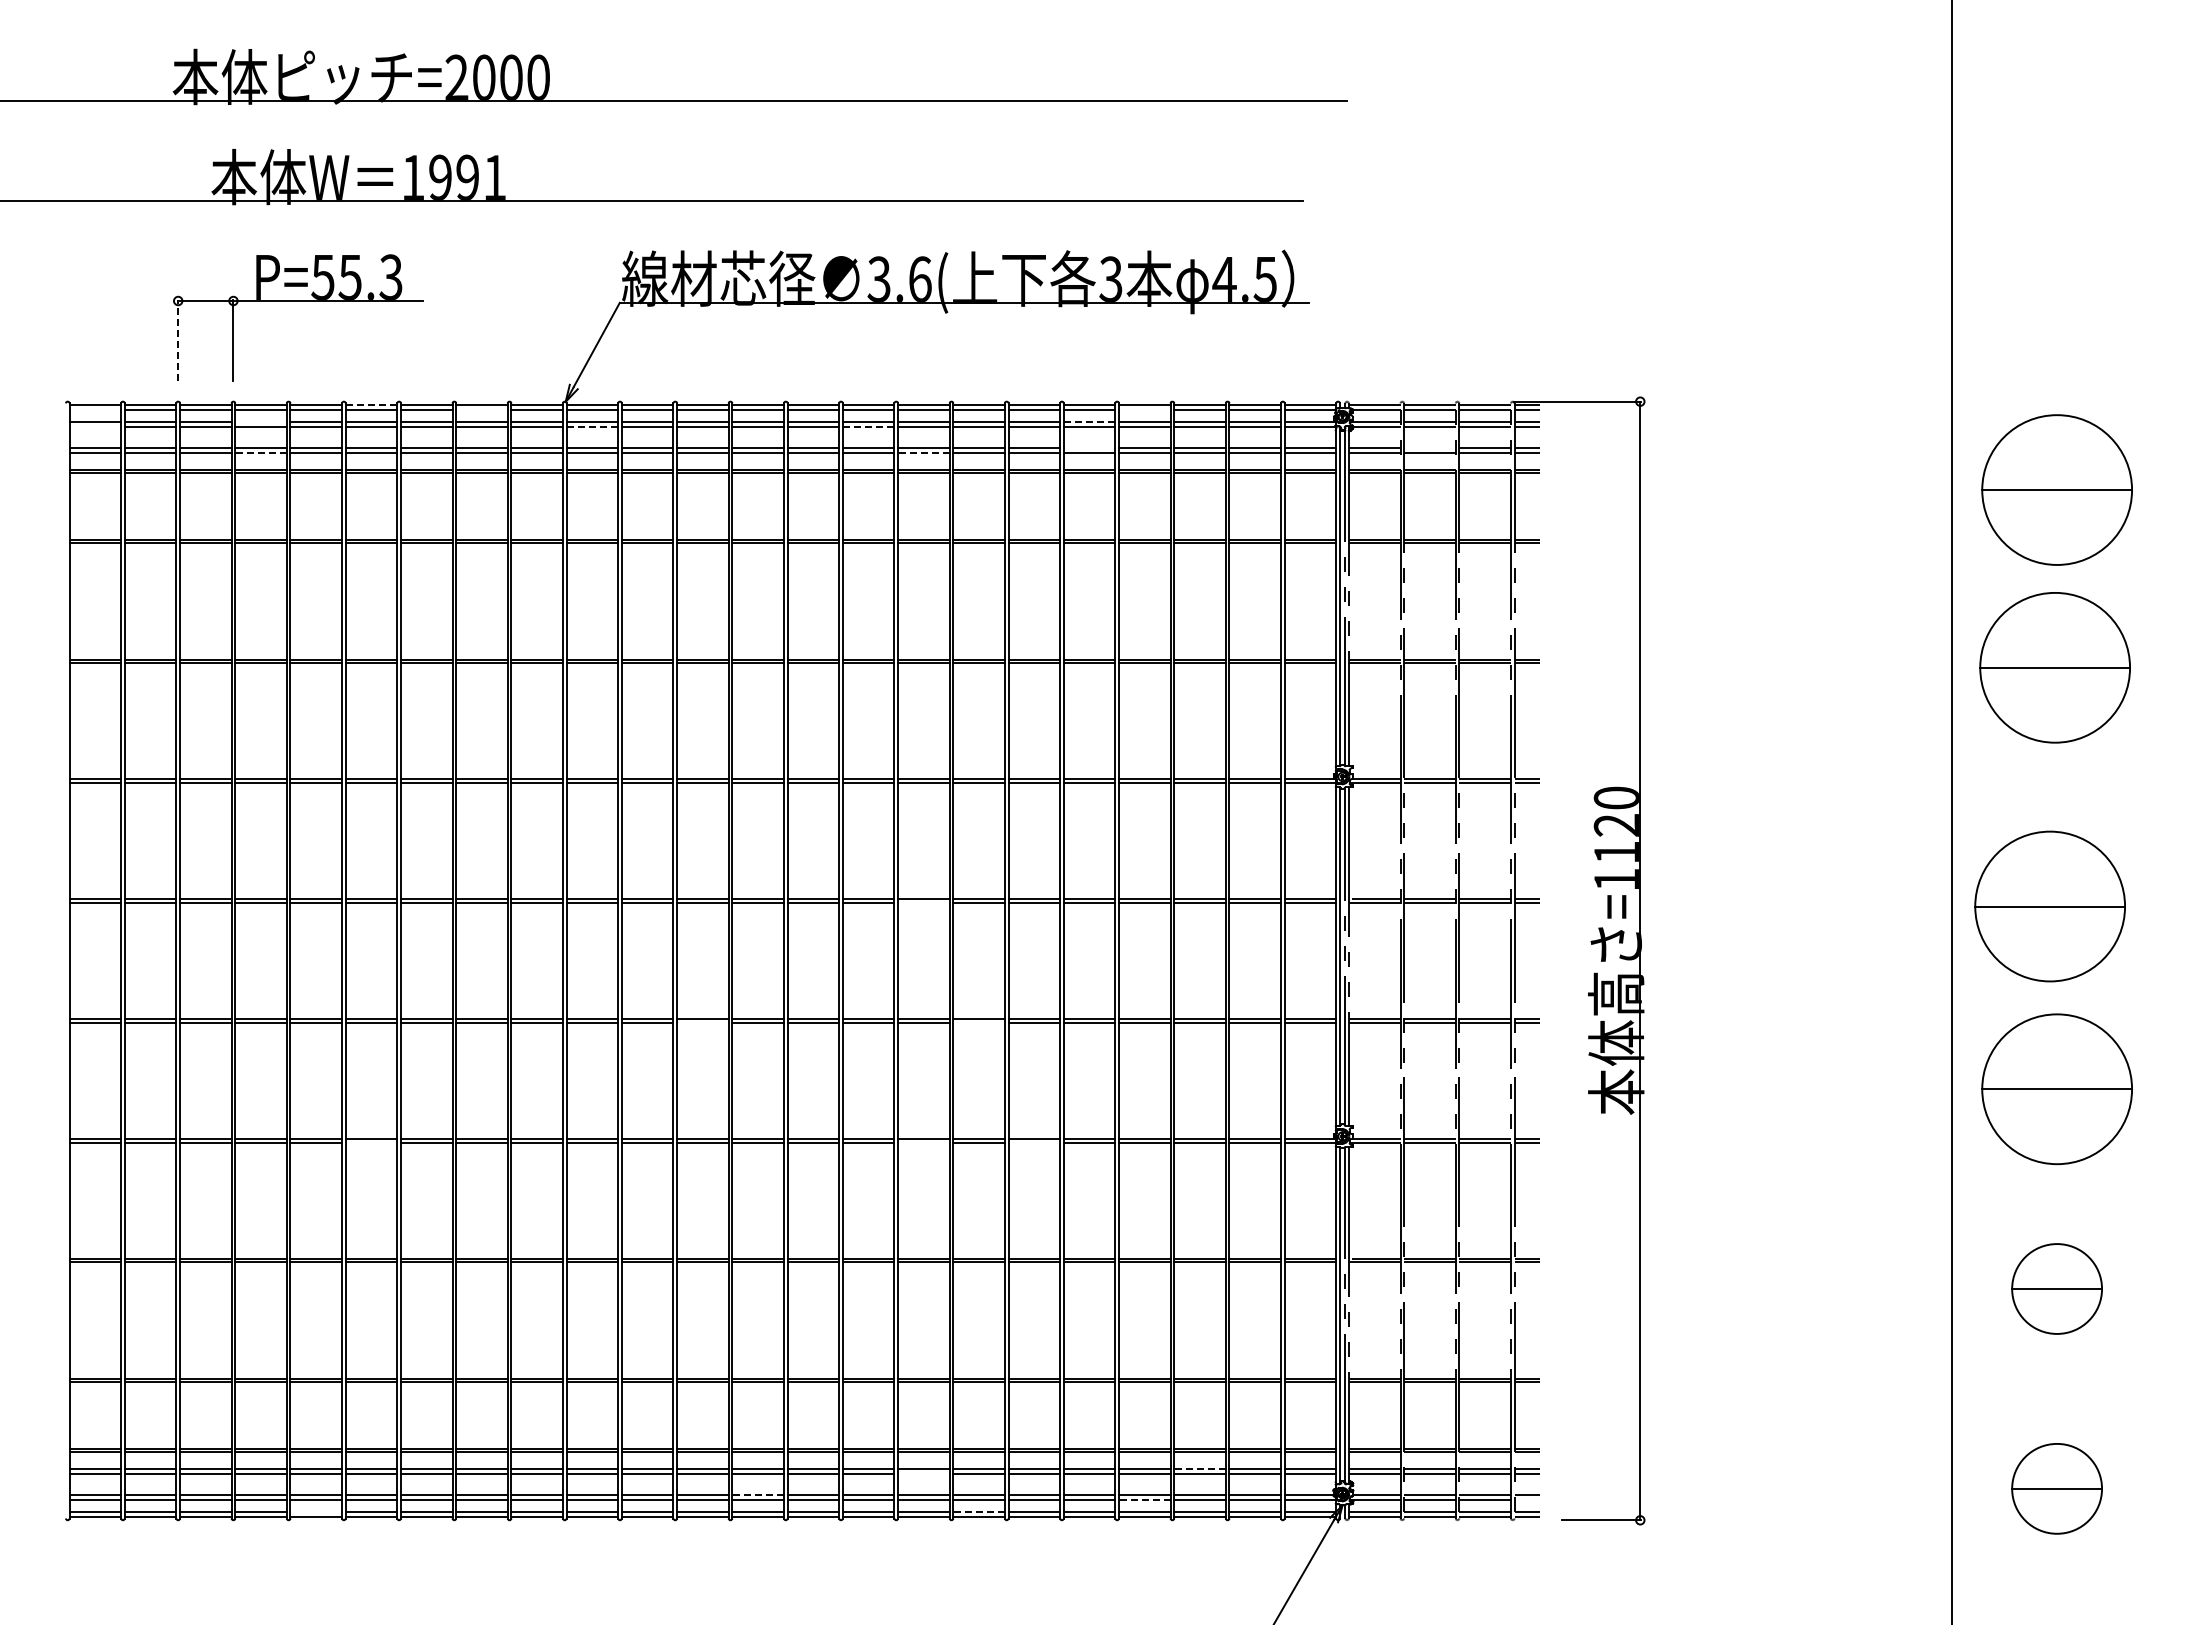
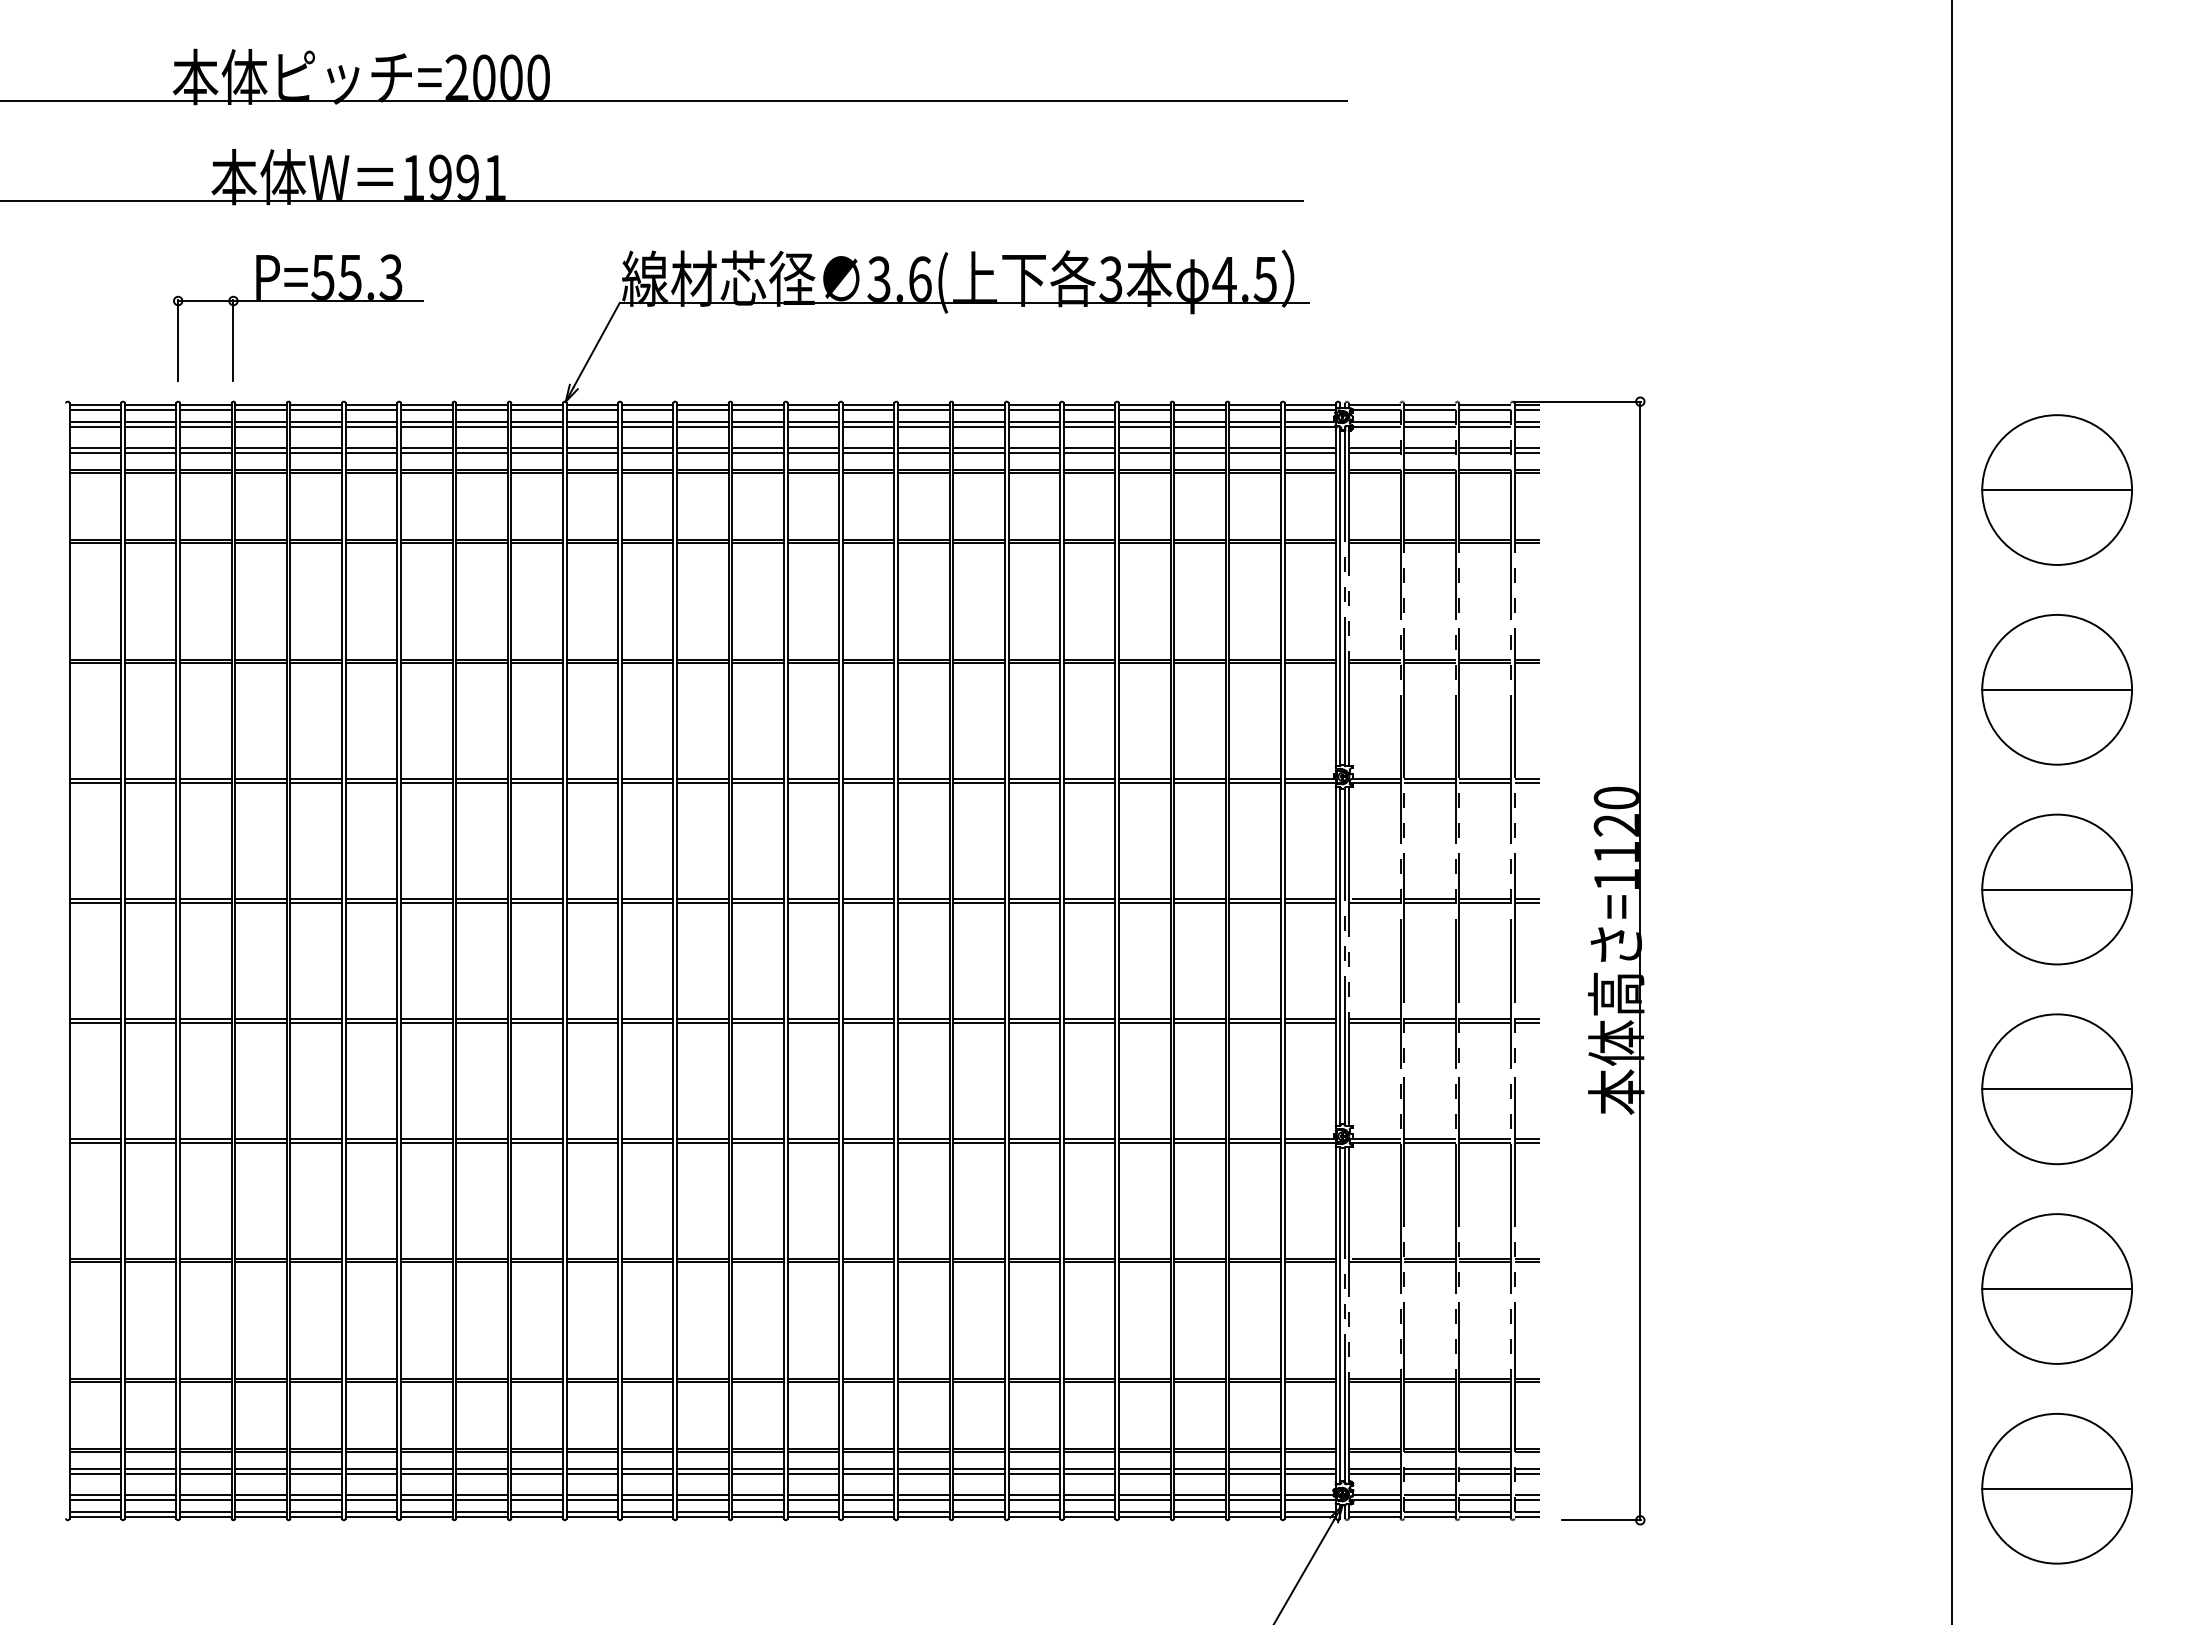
line: dashed -> solid (178, 340)
line: dashed -> solid (371, 405)
line: none -> present (95, 409)
line: none -> present (481, 409)
line: none -> present (1144, 409)
line: none -> present (260, 422)
line: dashed -> solid (1089, 422)
line: none -> present (95, 426)
line: dashed -> solid (592, 426)
line: dashed -> solid (868, 426)
line: none -> present (1089, 448)
line: none -> present (1429, 448)
line: dashed -> solid (261, 452)
line: dashed -> solid (923, 452)
part position: (2054, 667) -> (2056, 689) (2056, 689)
line: none -> present (923, 902)
part position: (2049, 906) -> (2056, 889) (2056, 889)
line: none -> present (702, 1022)
line: none -> present (978, 1022)
line: none -> present (371, 1142)
line: none -> present (923, 1142)
line: none -> present (1034, 1142)
part size: 92x92 px -> 152x152 px (2056, 1288)
line: dashed -> solid (1200, 1469)
line: none -> present (923, 1473)
part size: 92x92 px -> 152x152 px (2056, 1488)
line: dashed -> solid (758, 1495)
line: dashed -> solid (1144, 1499)
line: none -> present (1527, 1499)
line: none -> present (316, 1512)
line: dashed -> solid (979, 1512)
